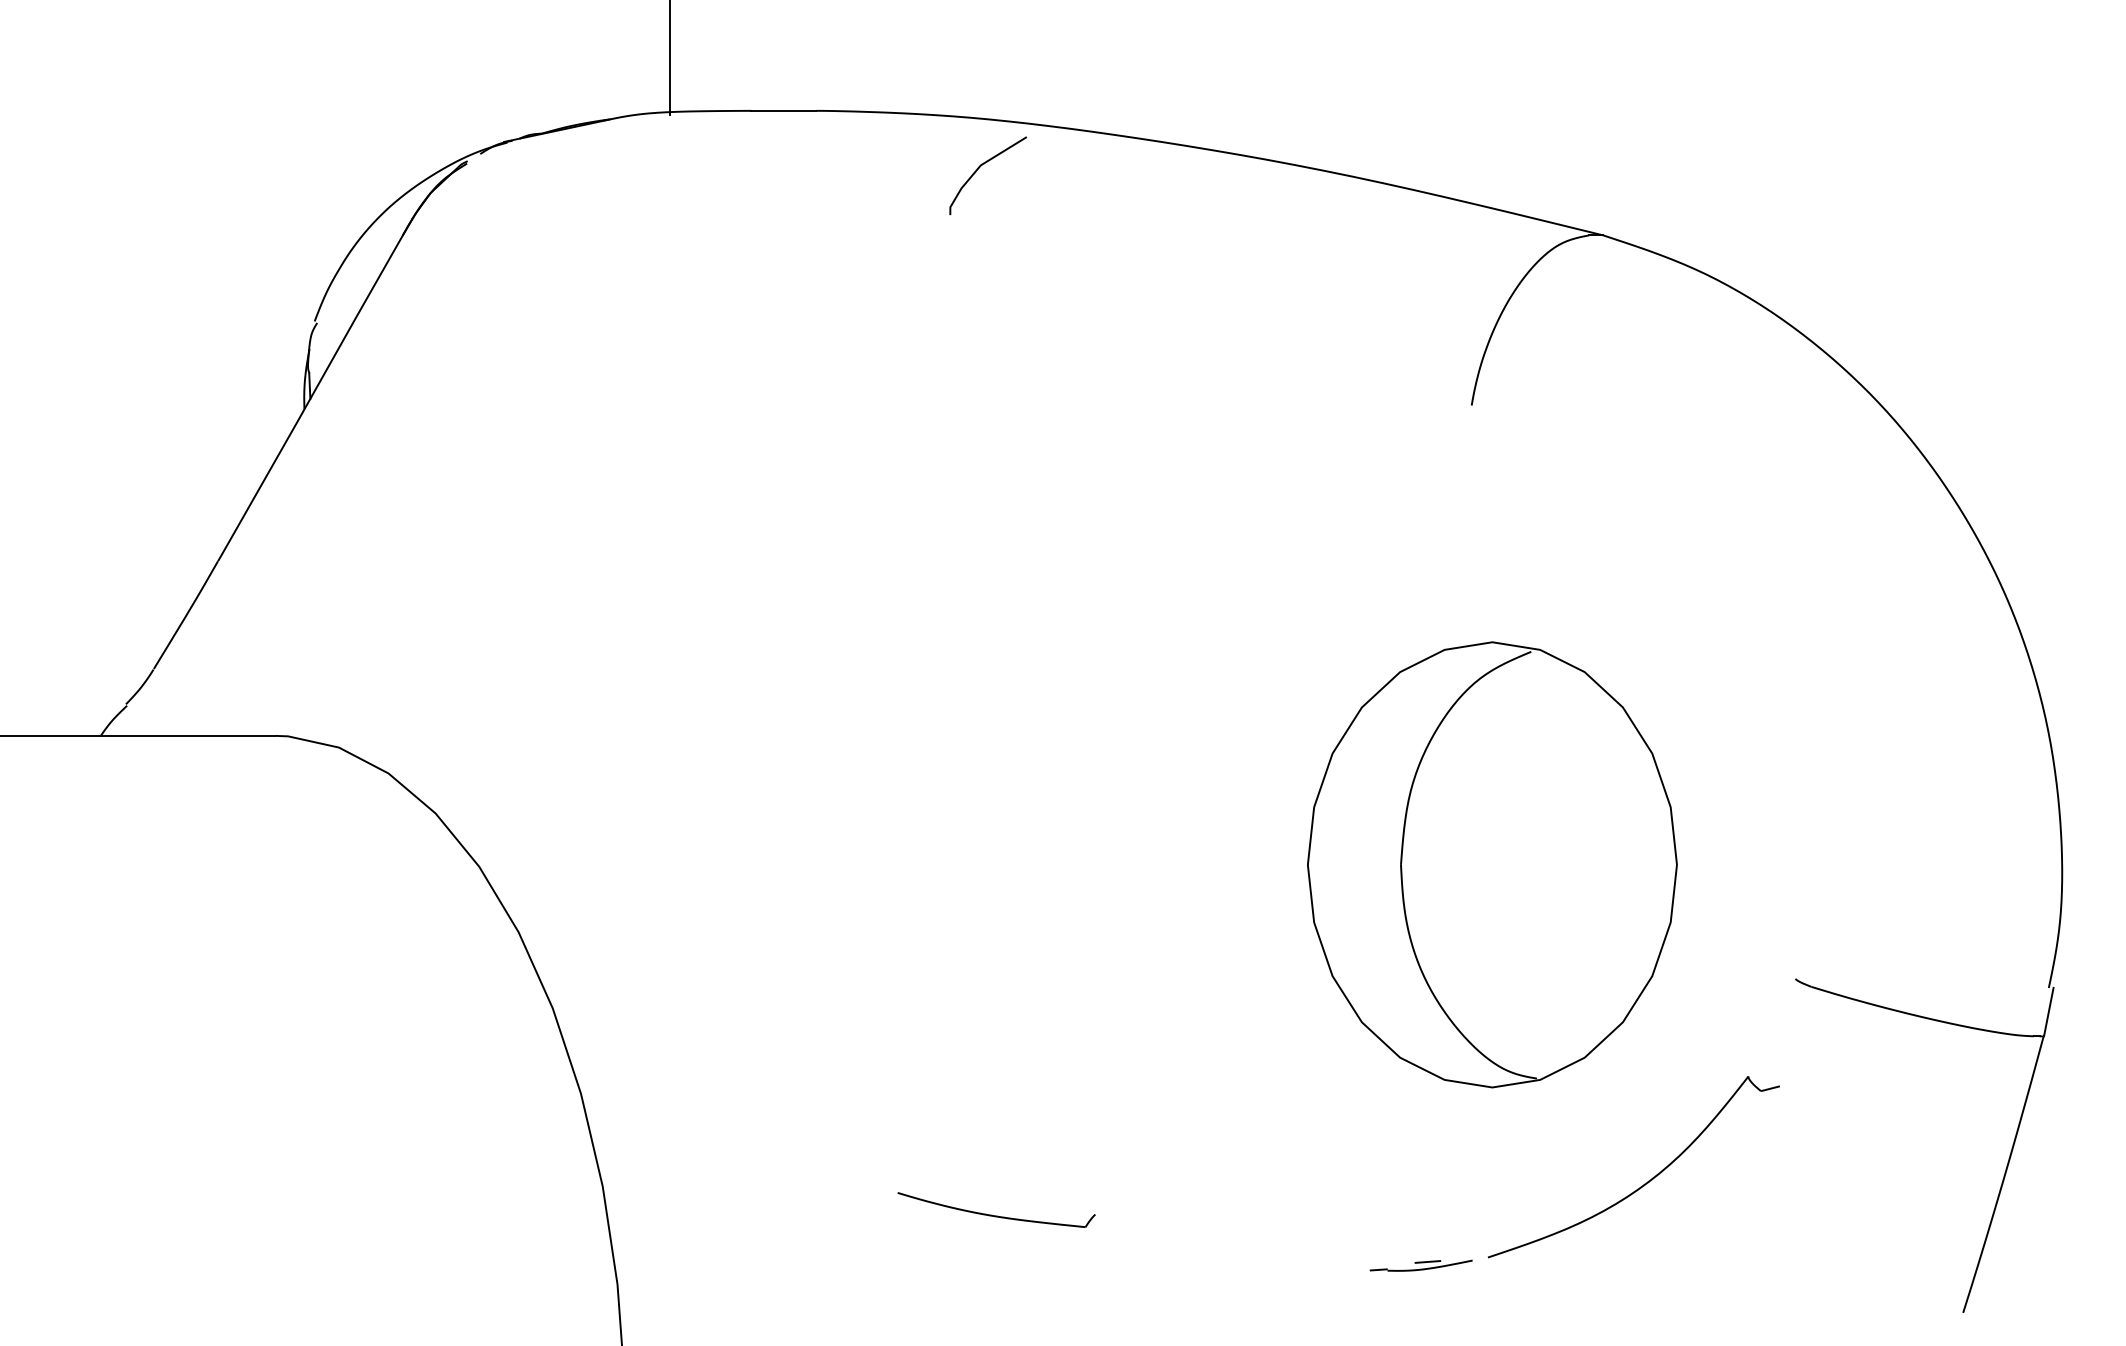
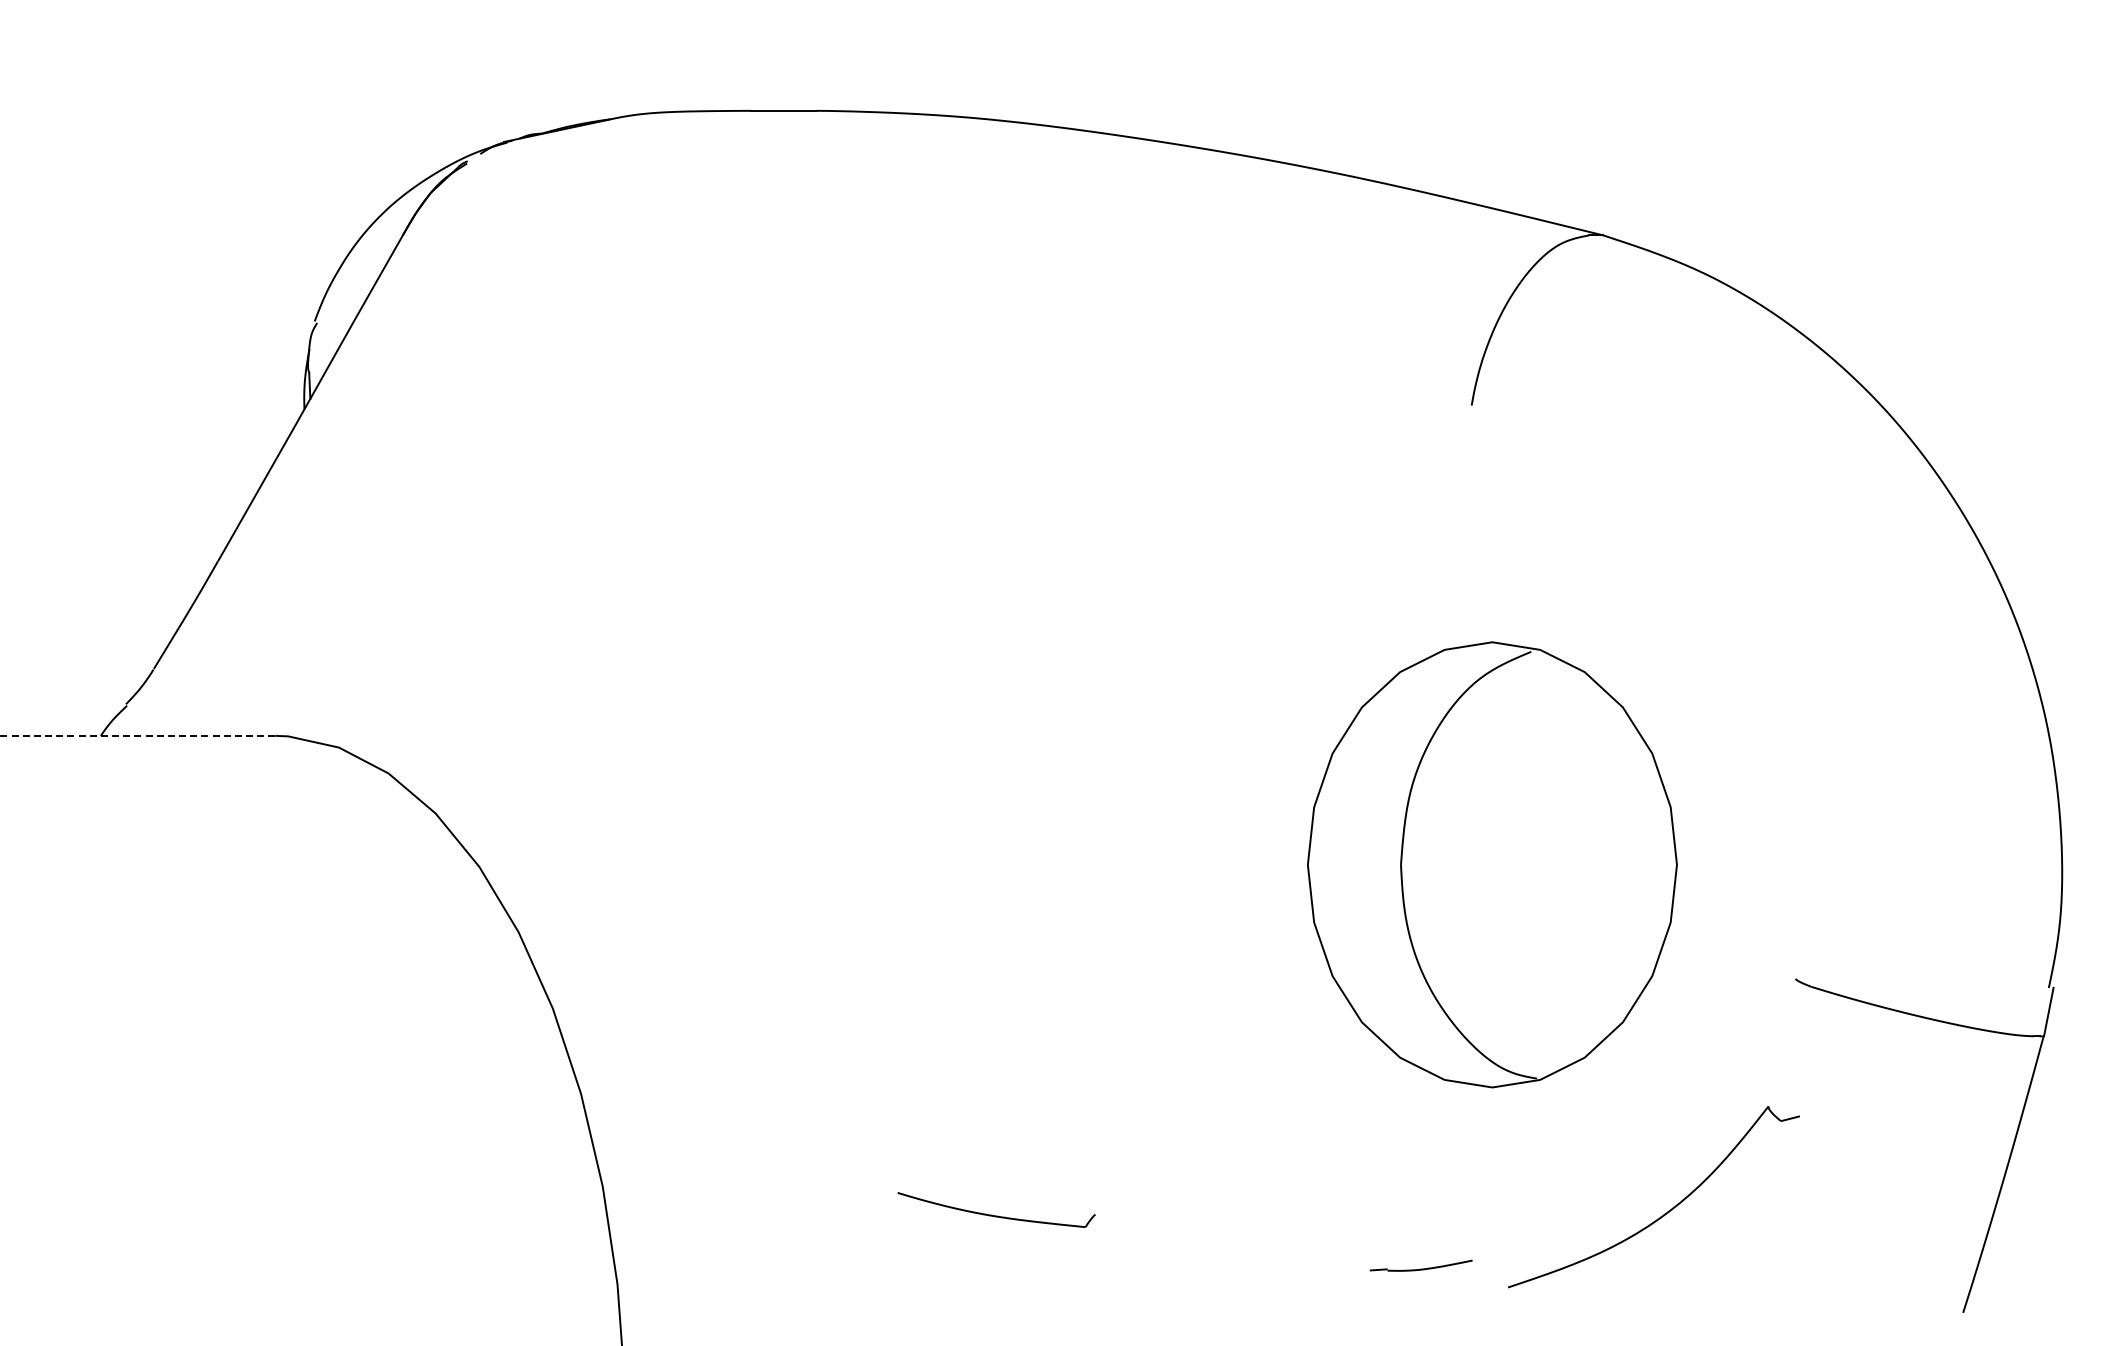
line: present -> none (669, 58)
curve: present -> none (980, 167)
line: solid -> dashed (137, 735)
part position: (1644, 1183) -> (1664, 1213) (1664, 1213)
line: present -> none (1427, 1261)
